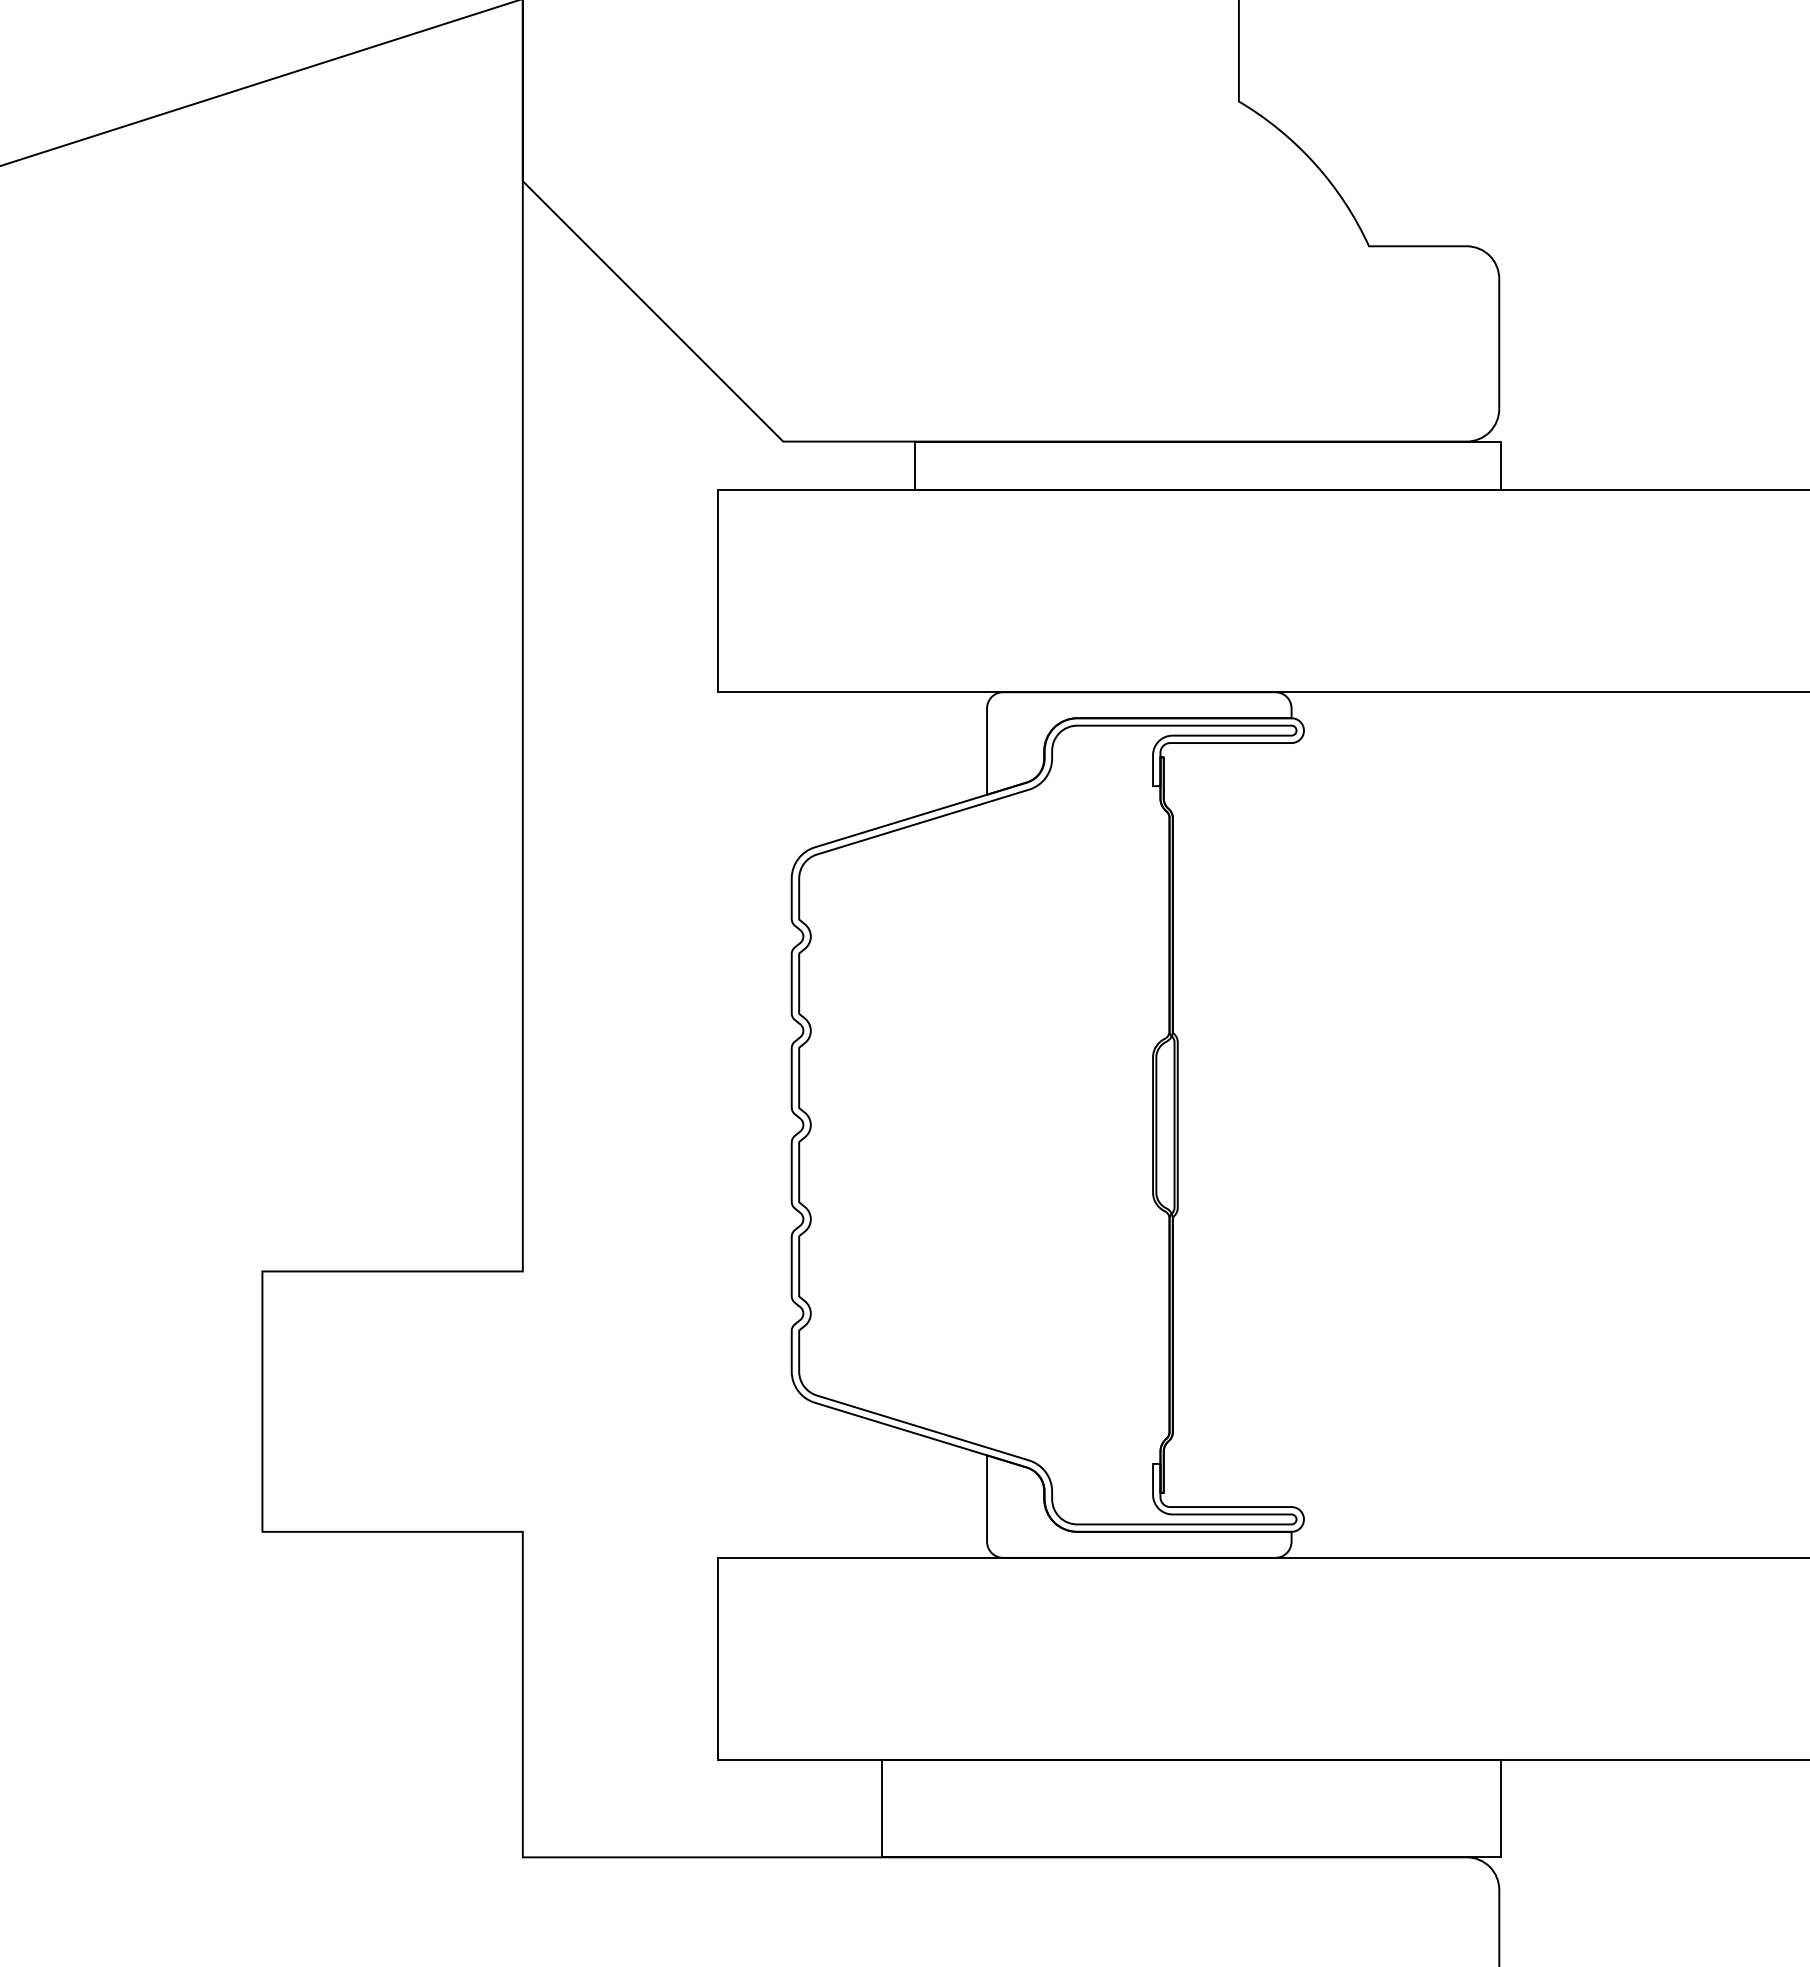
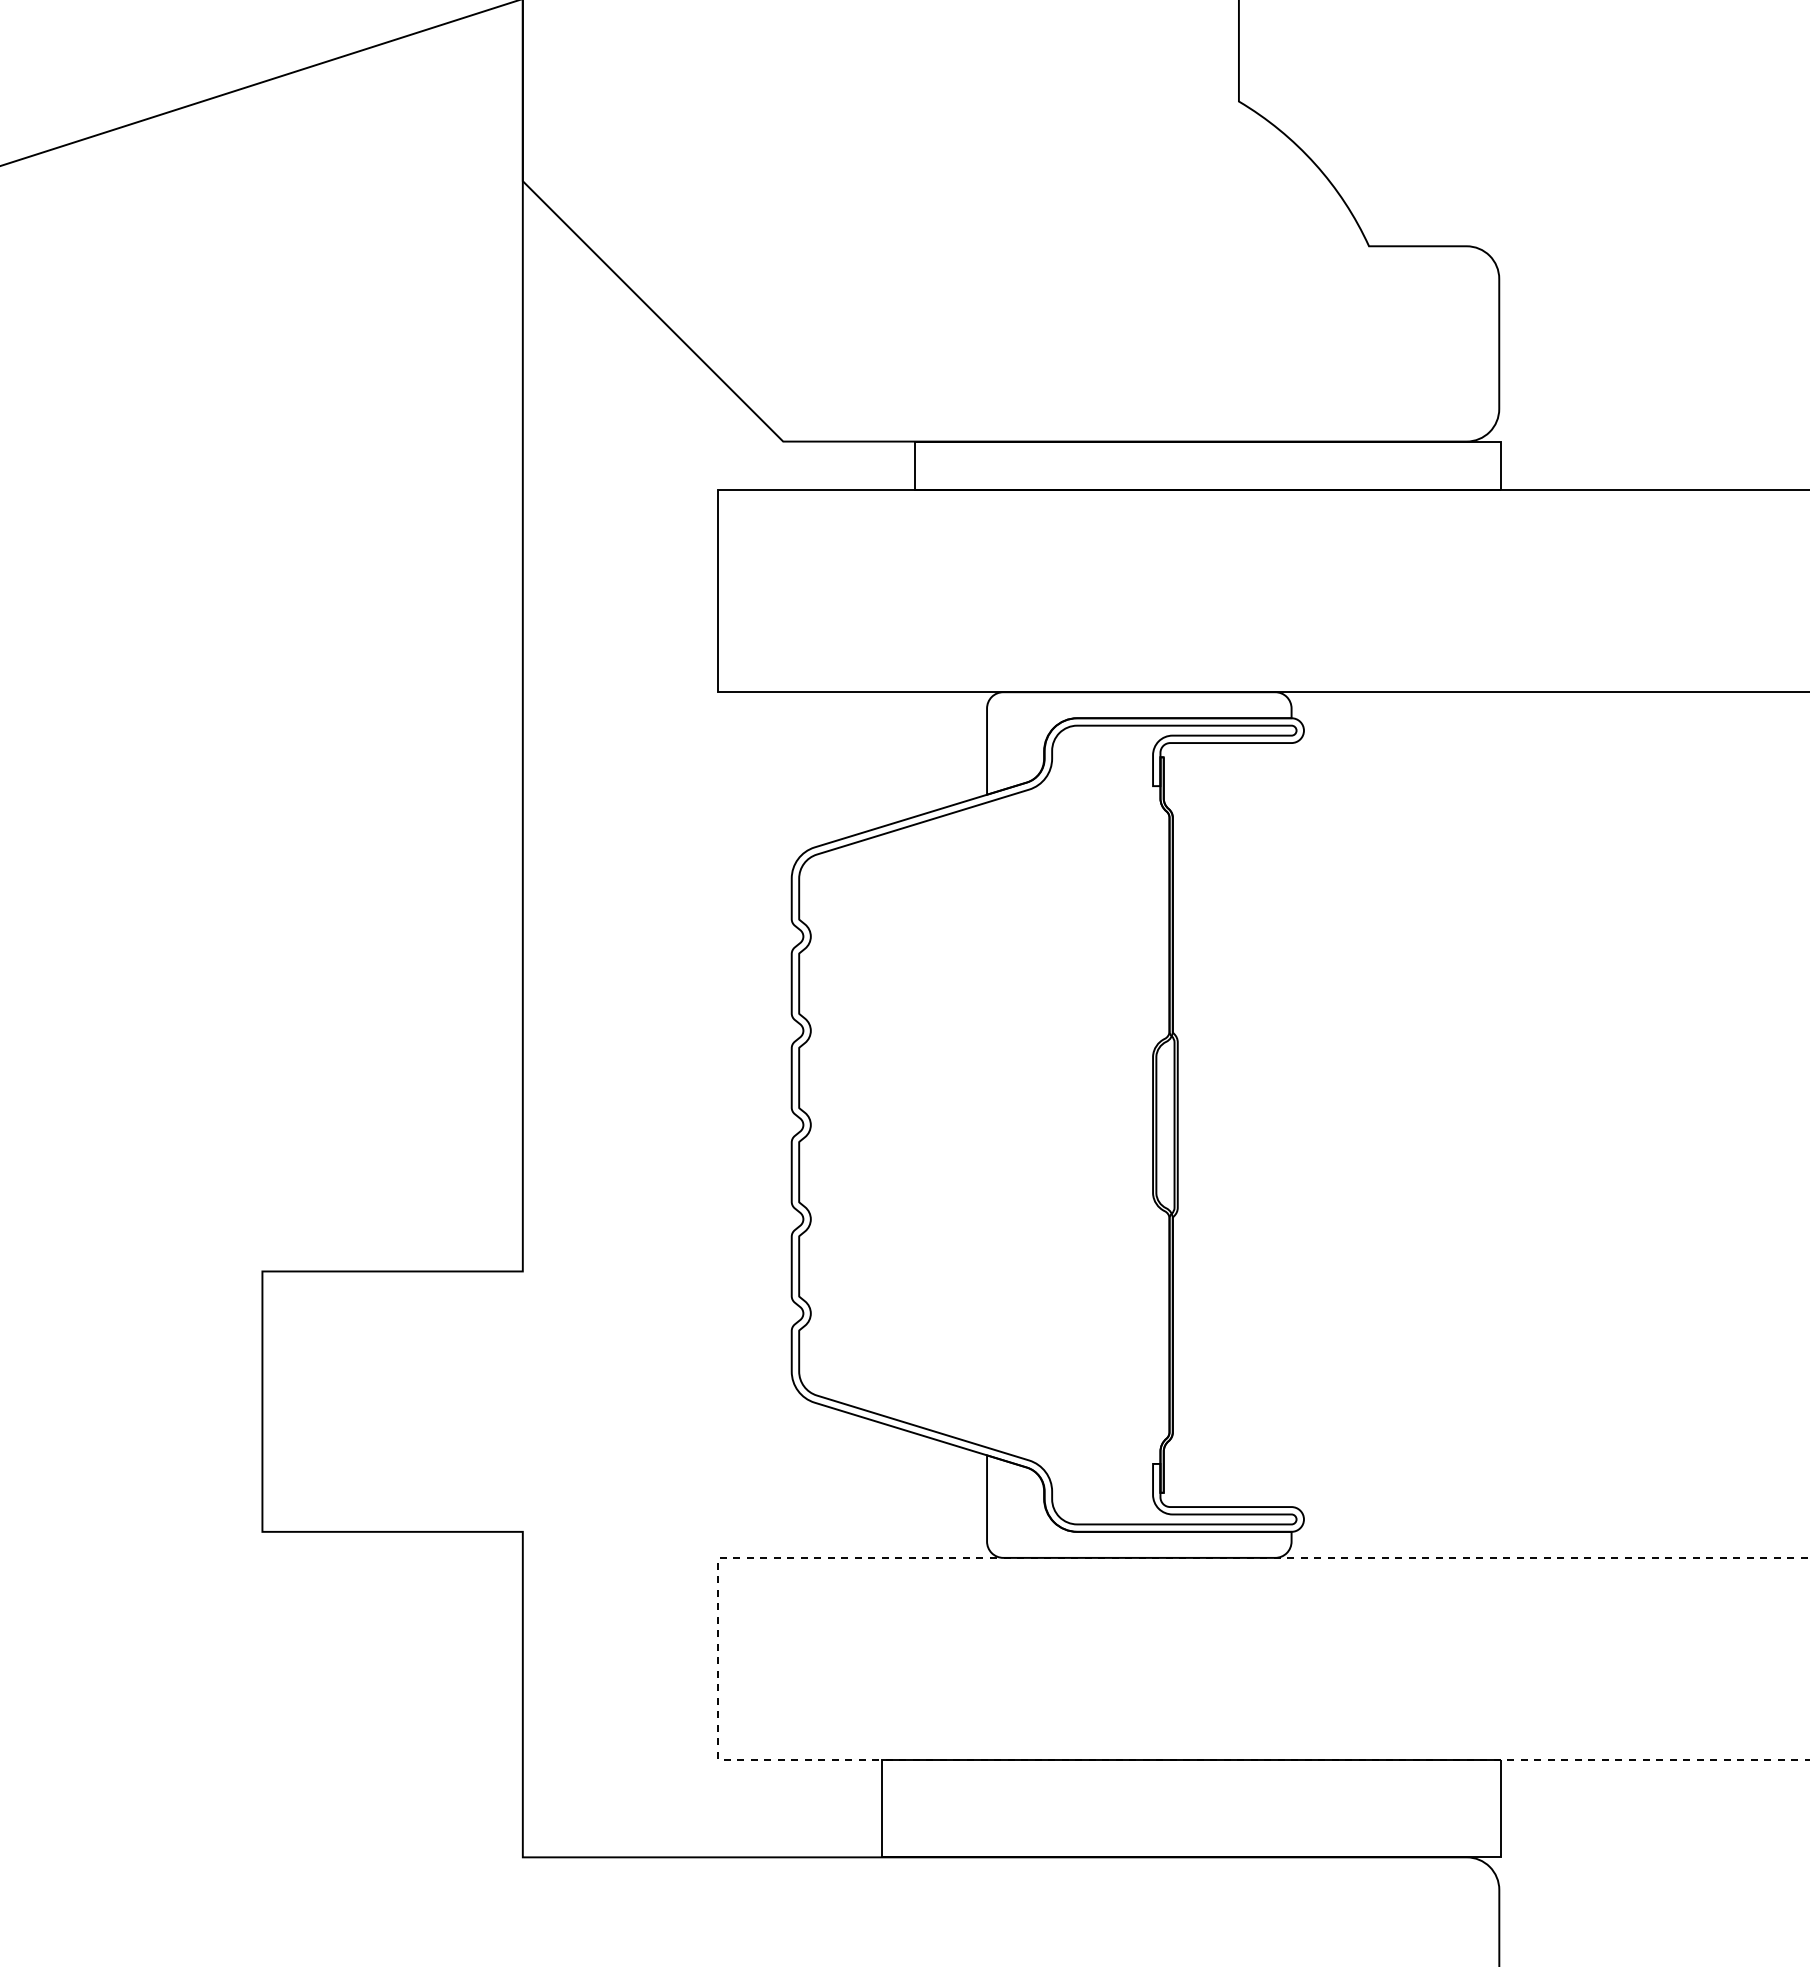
line: solid -> dashed (718, 1658)
